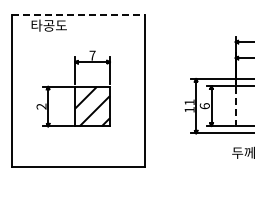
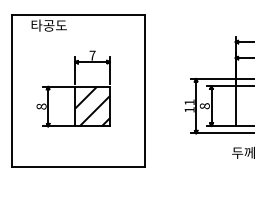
line: dashed -> solid (78, 15)
text: 2 -> 8 (41, 106)
text: 6 -> 8 (204, 106)
line: dashed -> solid (235, 106)
